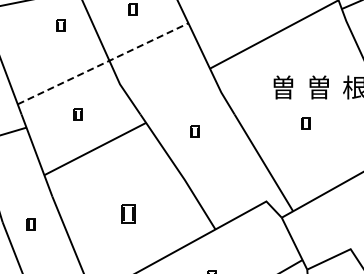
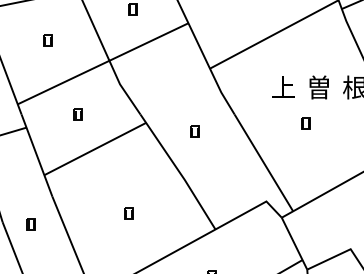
part position: (60, 25) -> (47, 40) (47, 40)
line: dashed -> solid (104, 63)
text: 曽 -> 上 (283, 87)
part size: 15x20 px -> 10x13 px (128, 213)
